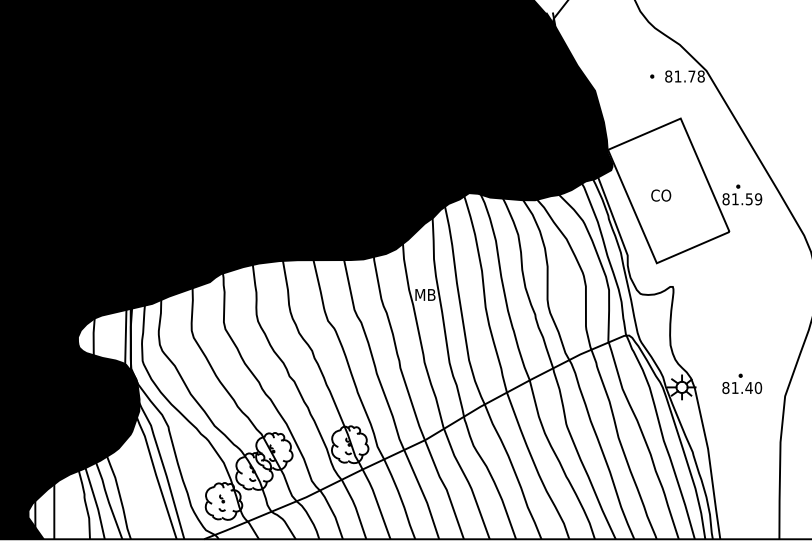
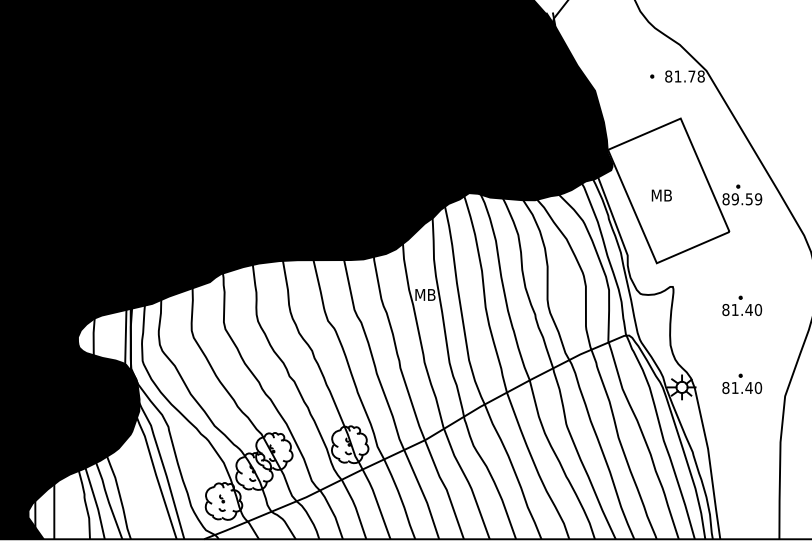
text: CO -> MB (661, 195)
text: 81.59 -> 89.59 (734, 199)
part: none -> present (742, 305)
